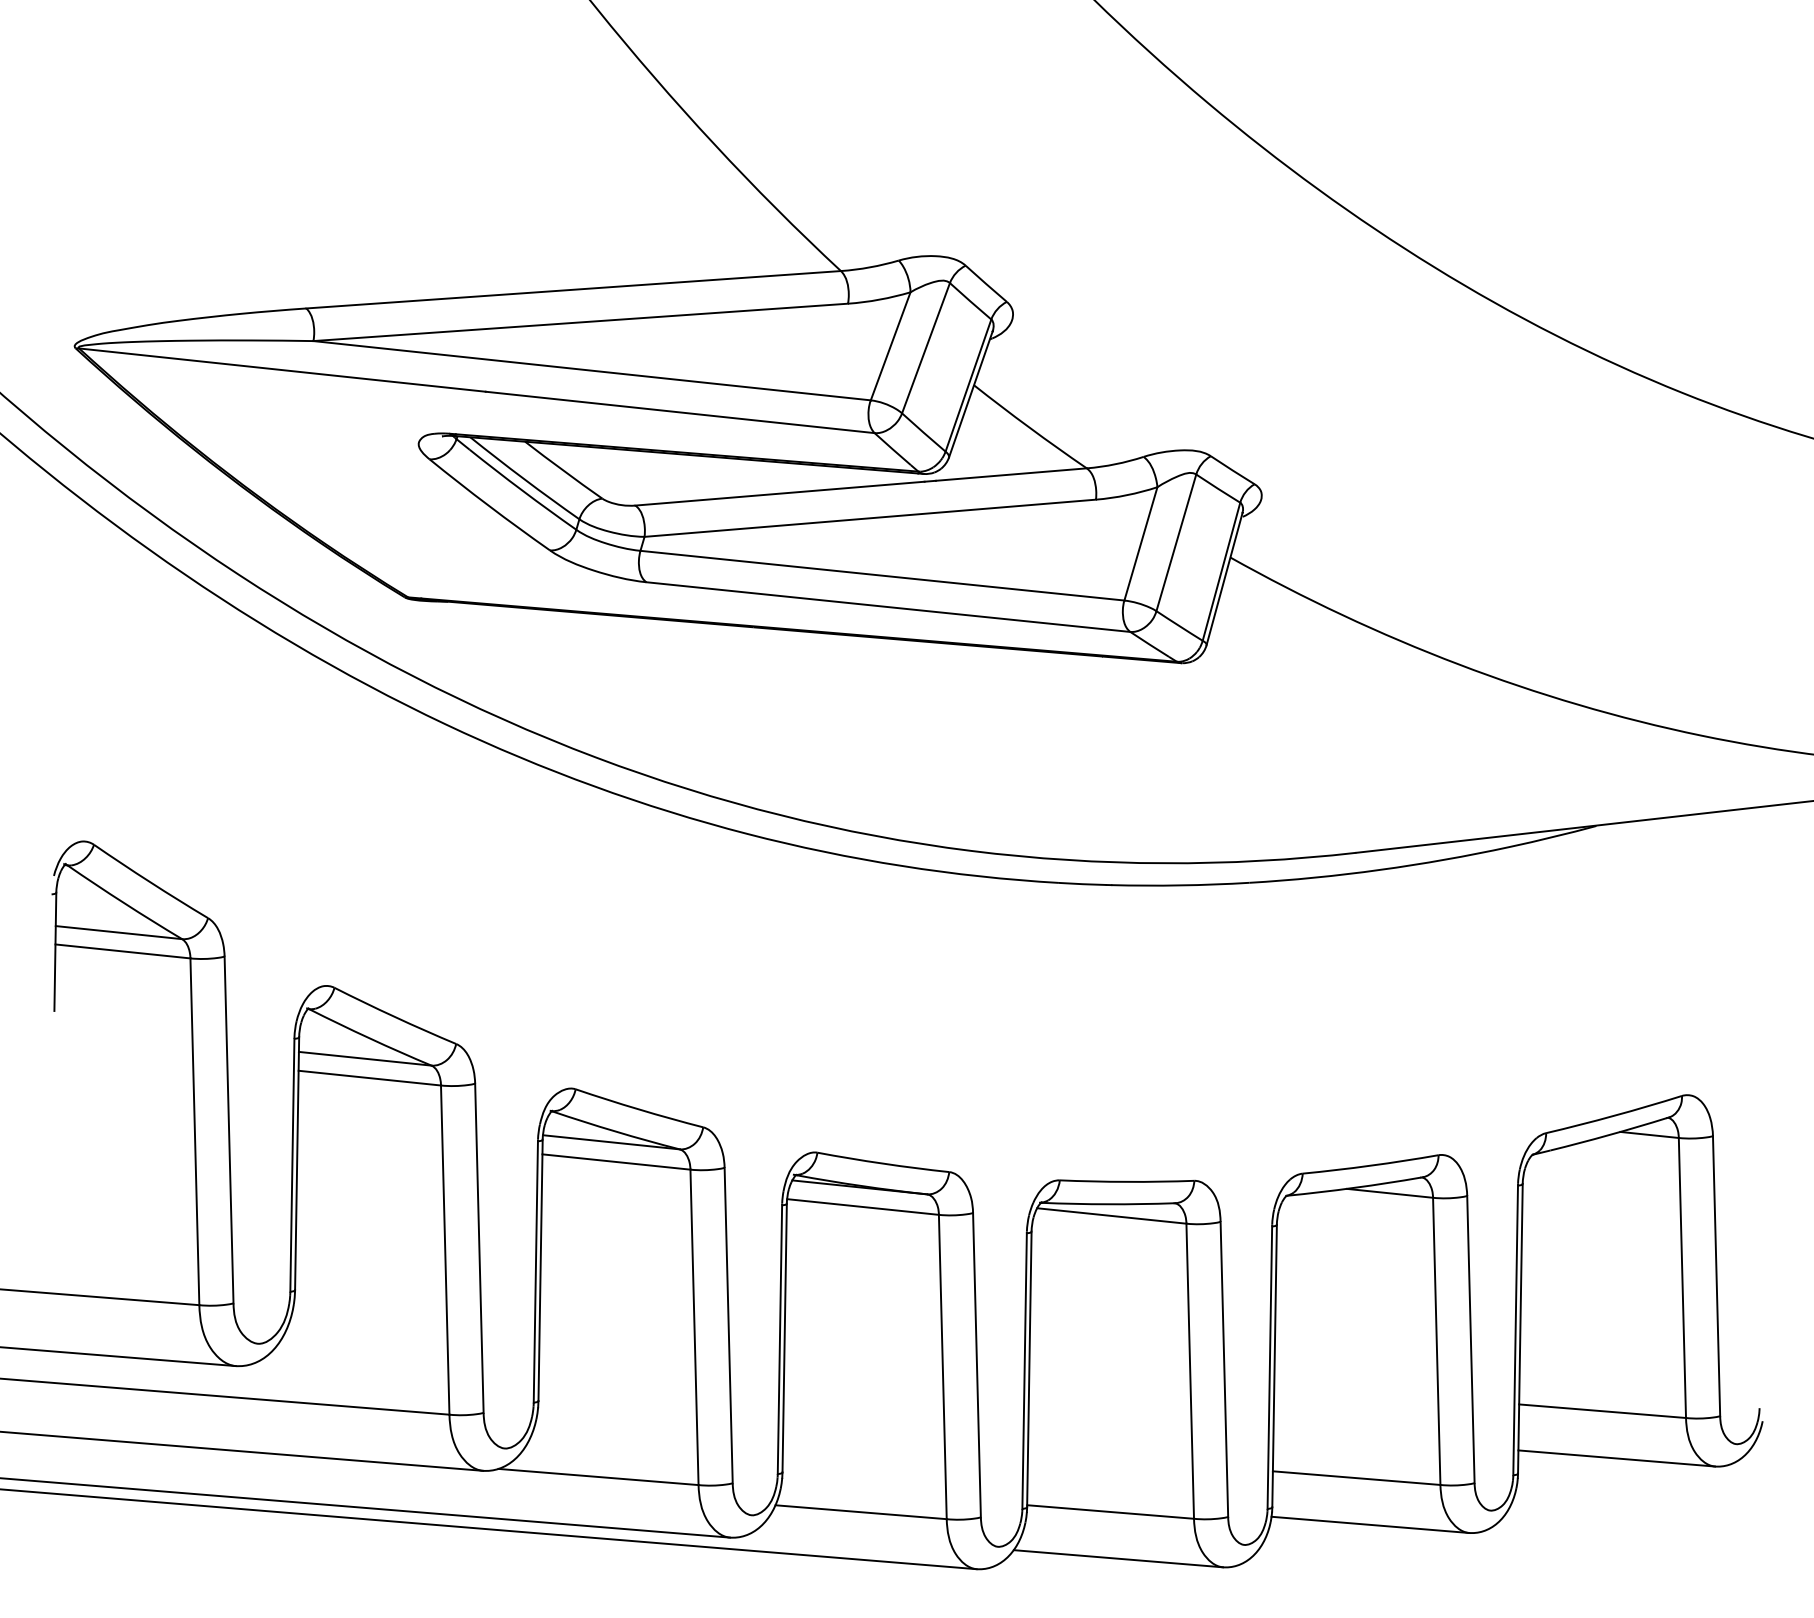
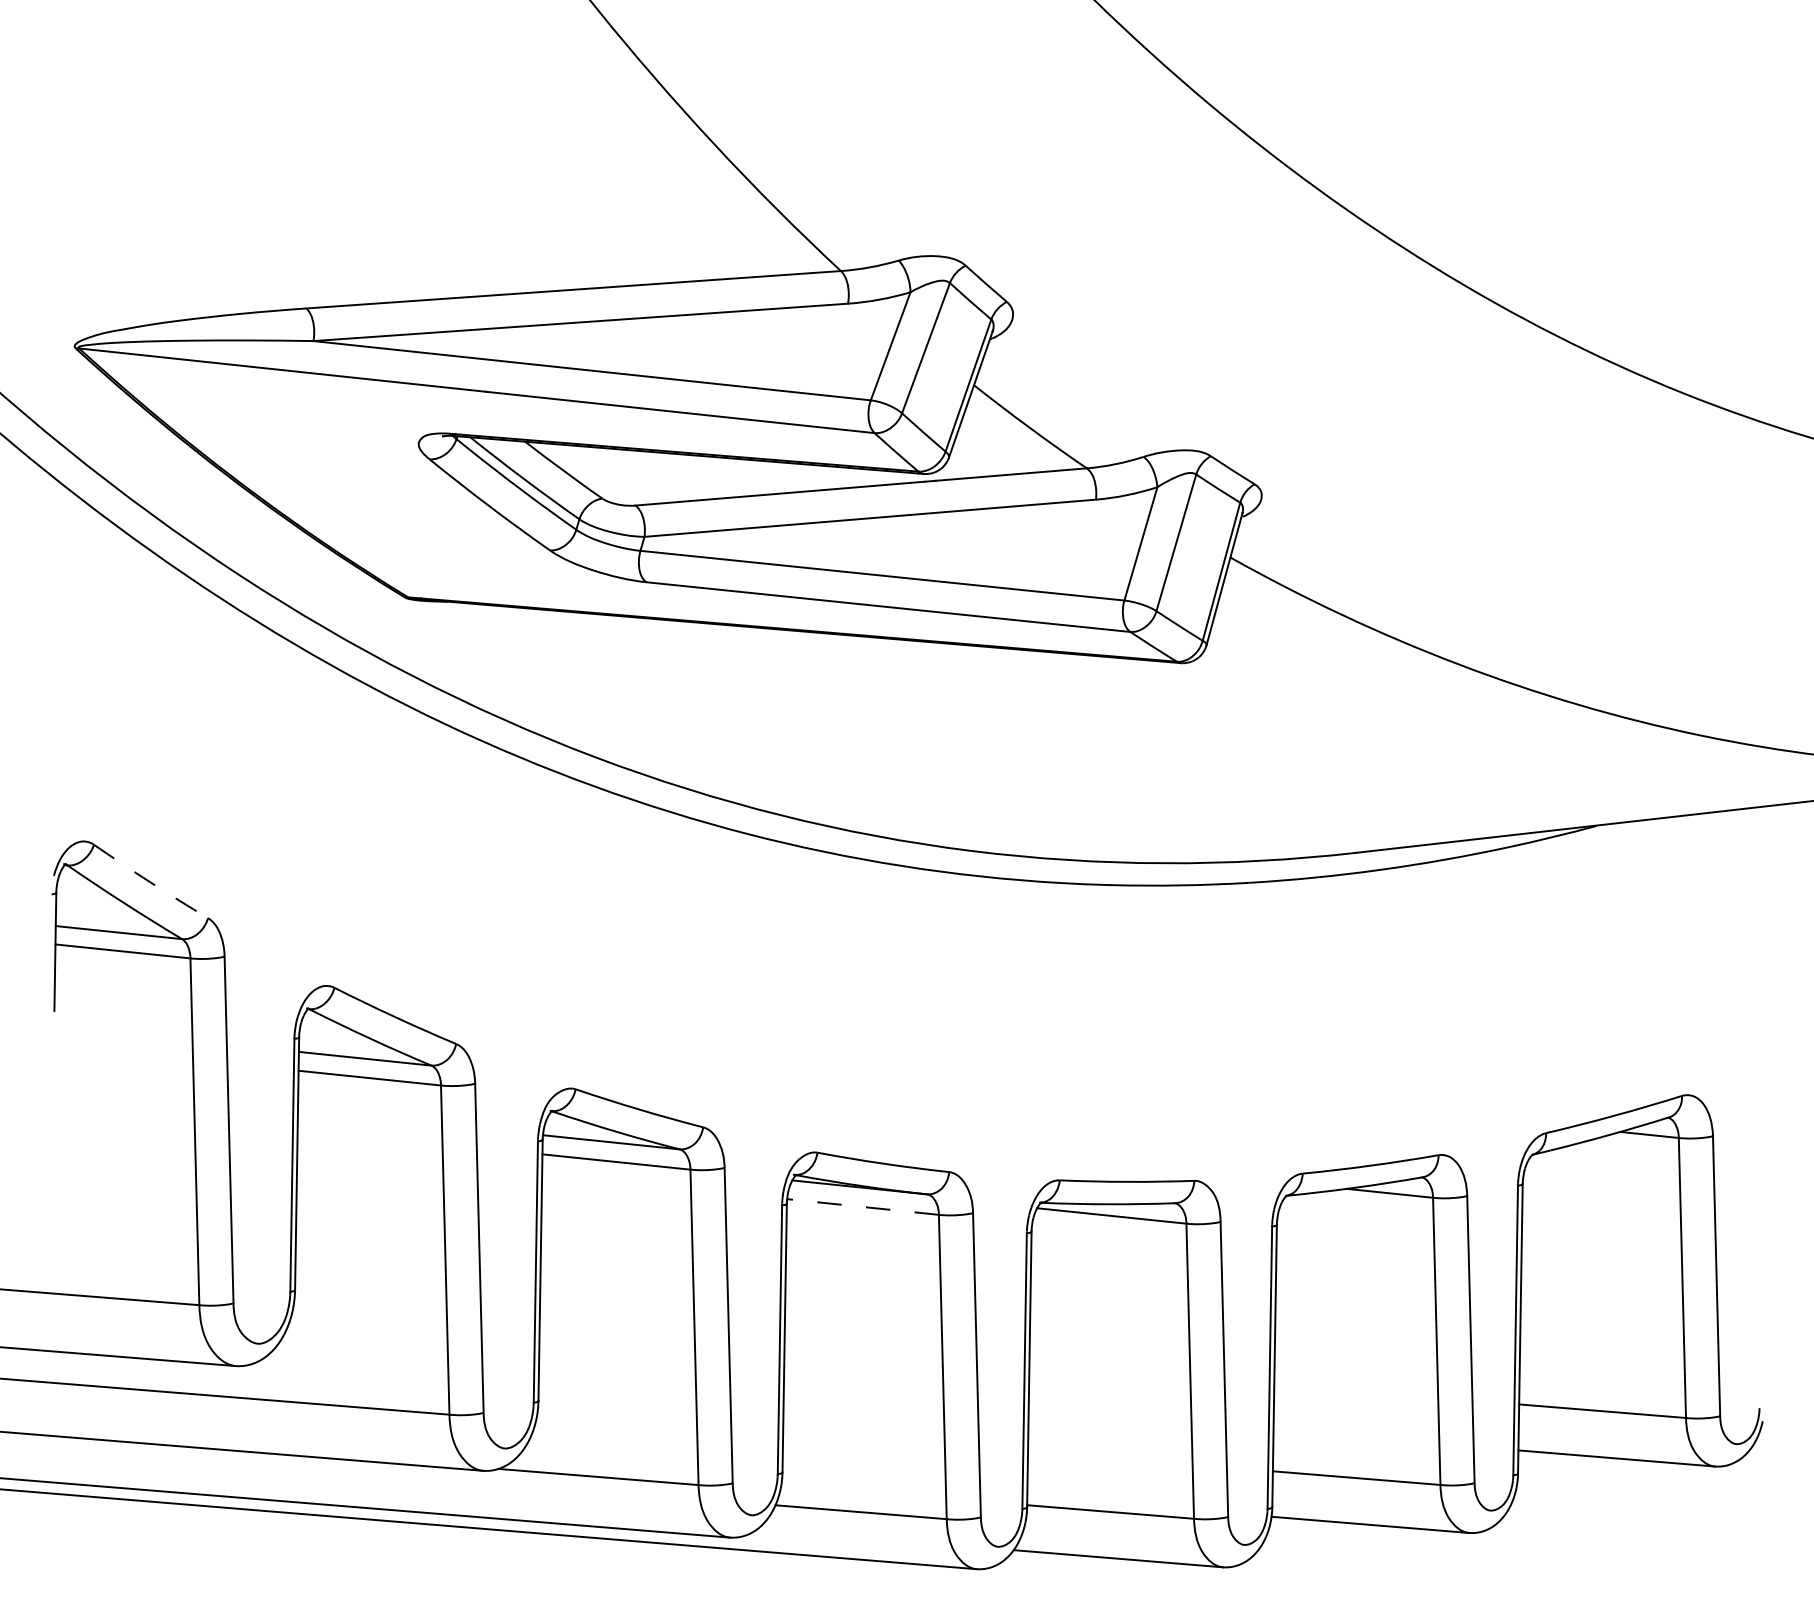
arc: solid -> dashed (150, 882)
line: solid -> dashed (862, 1206)
